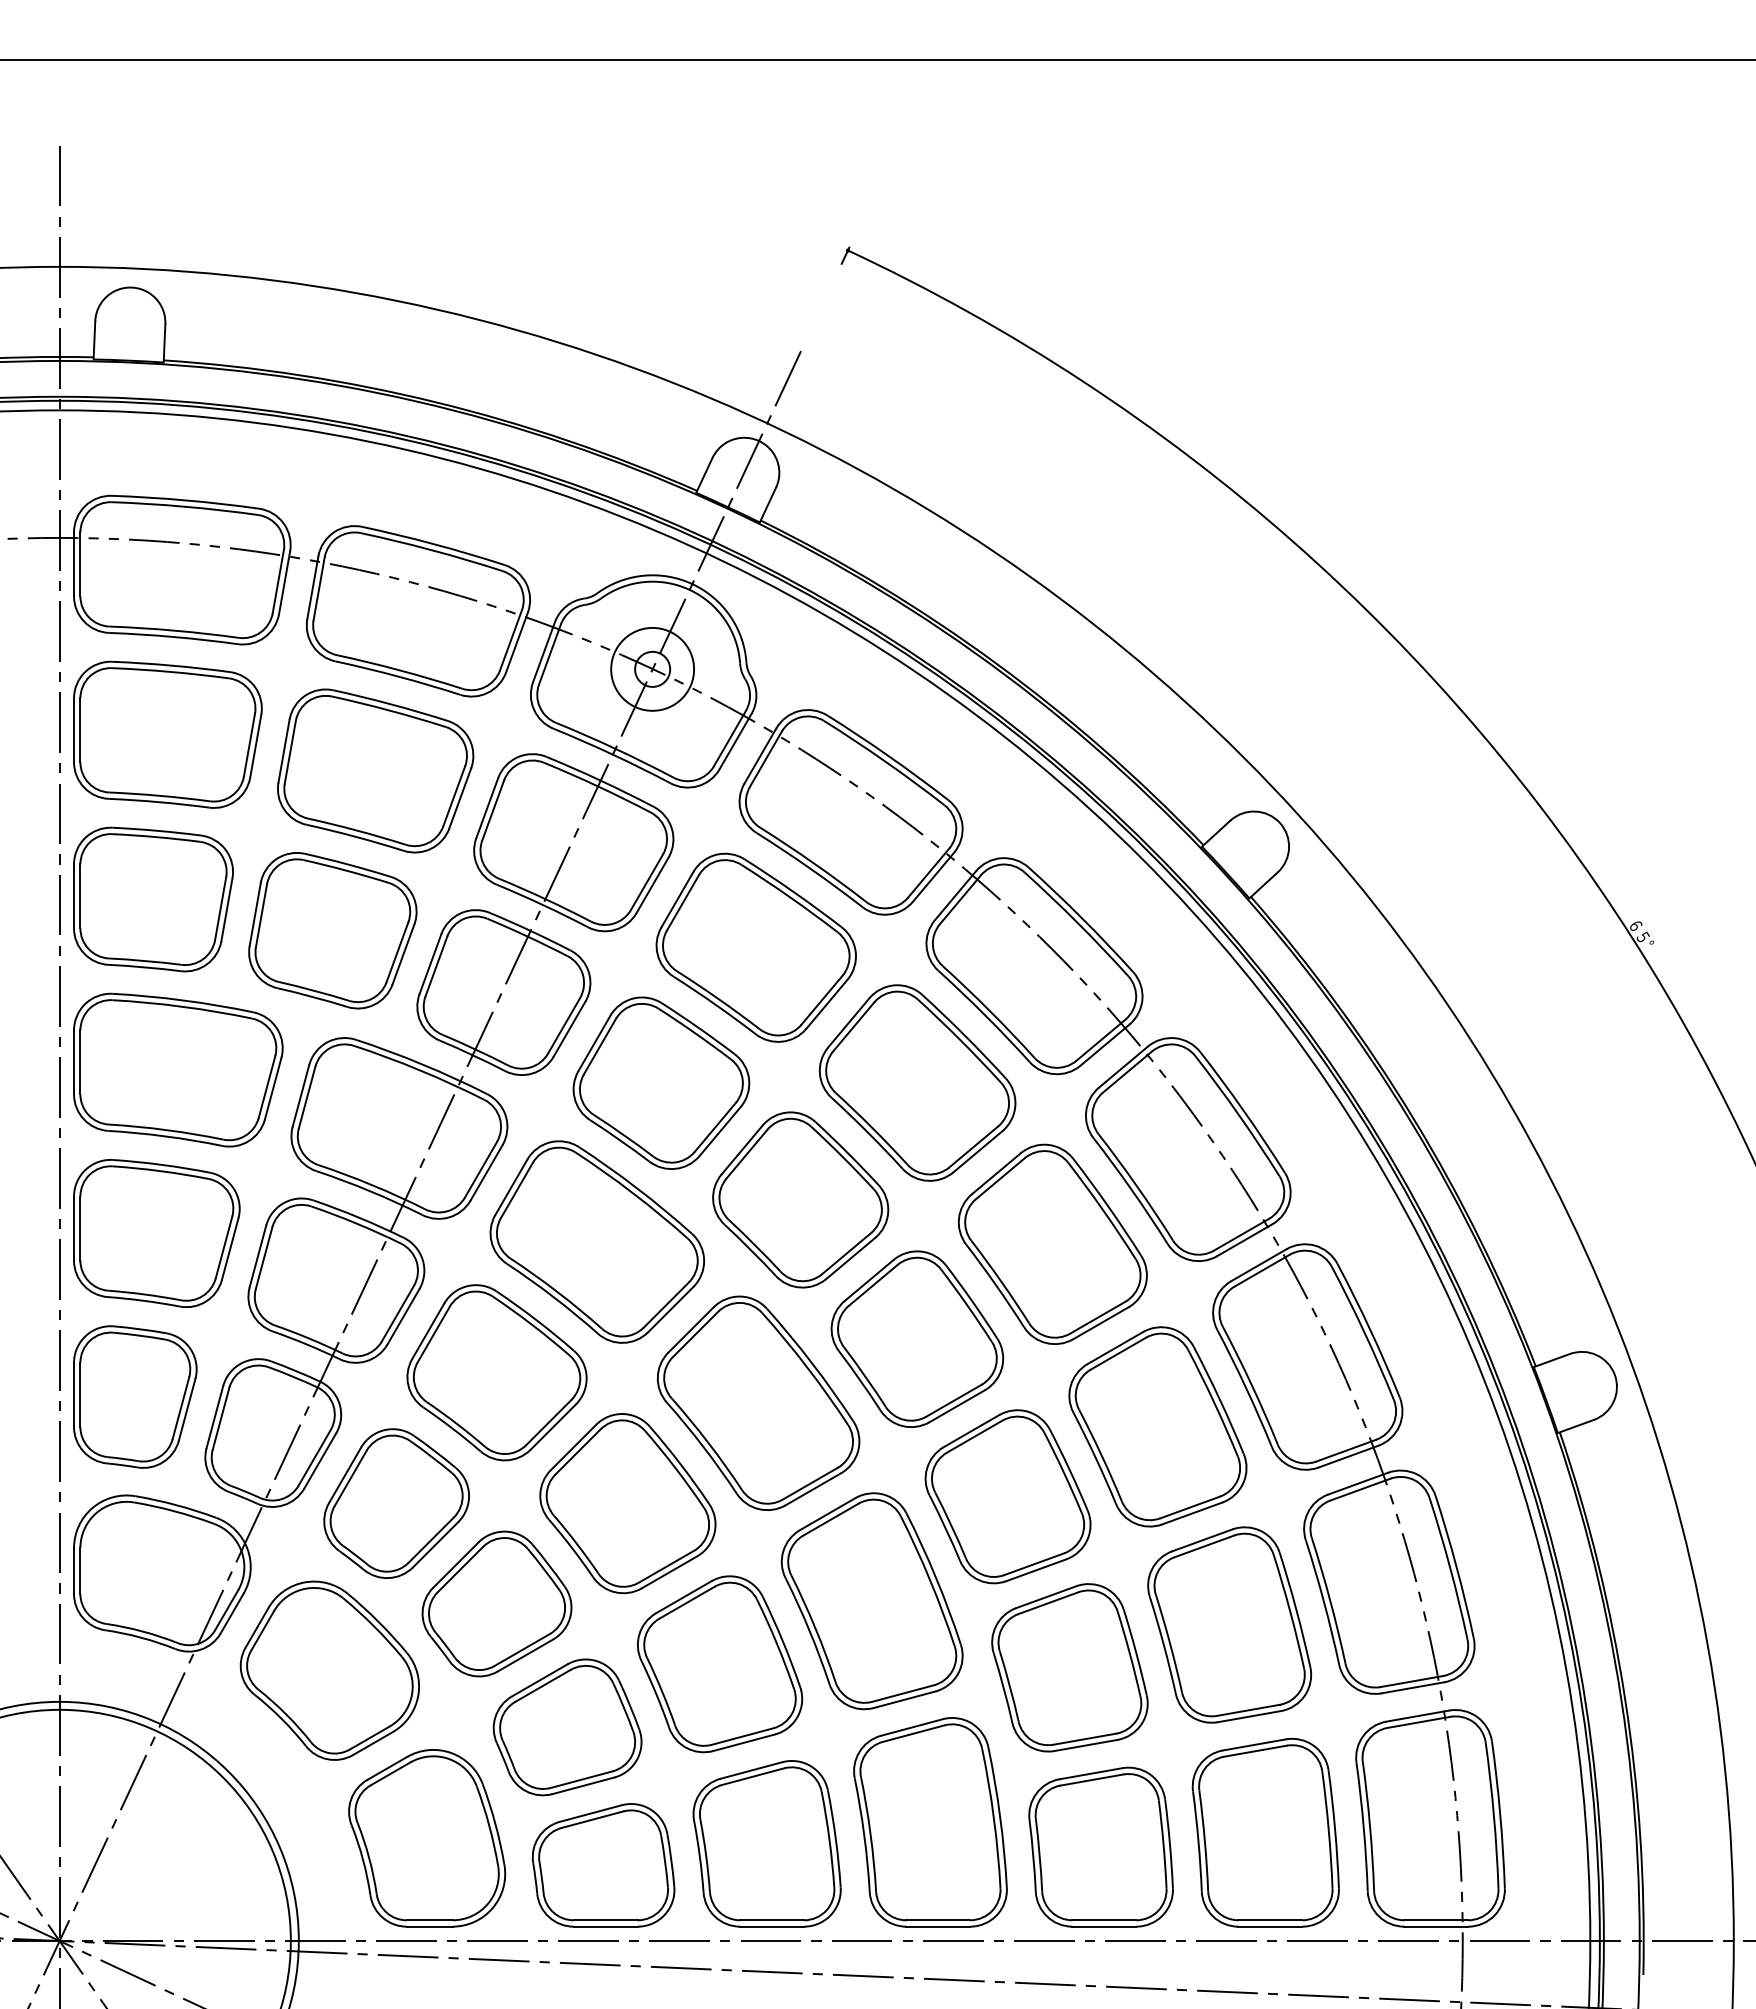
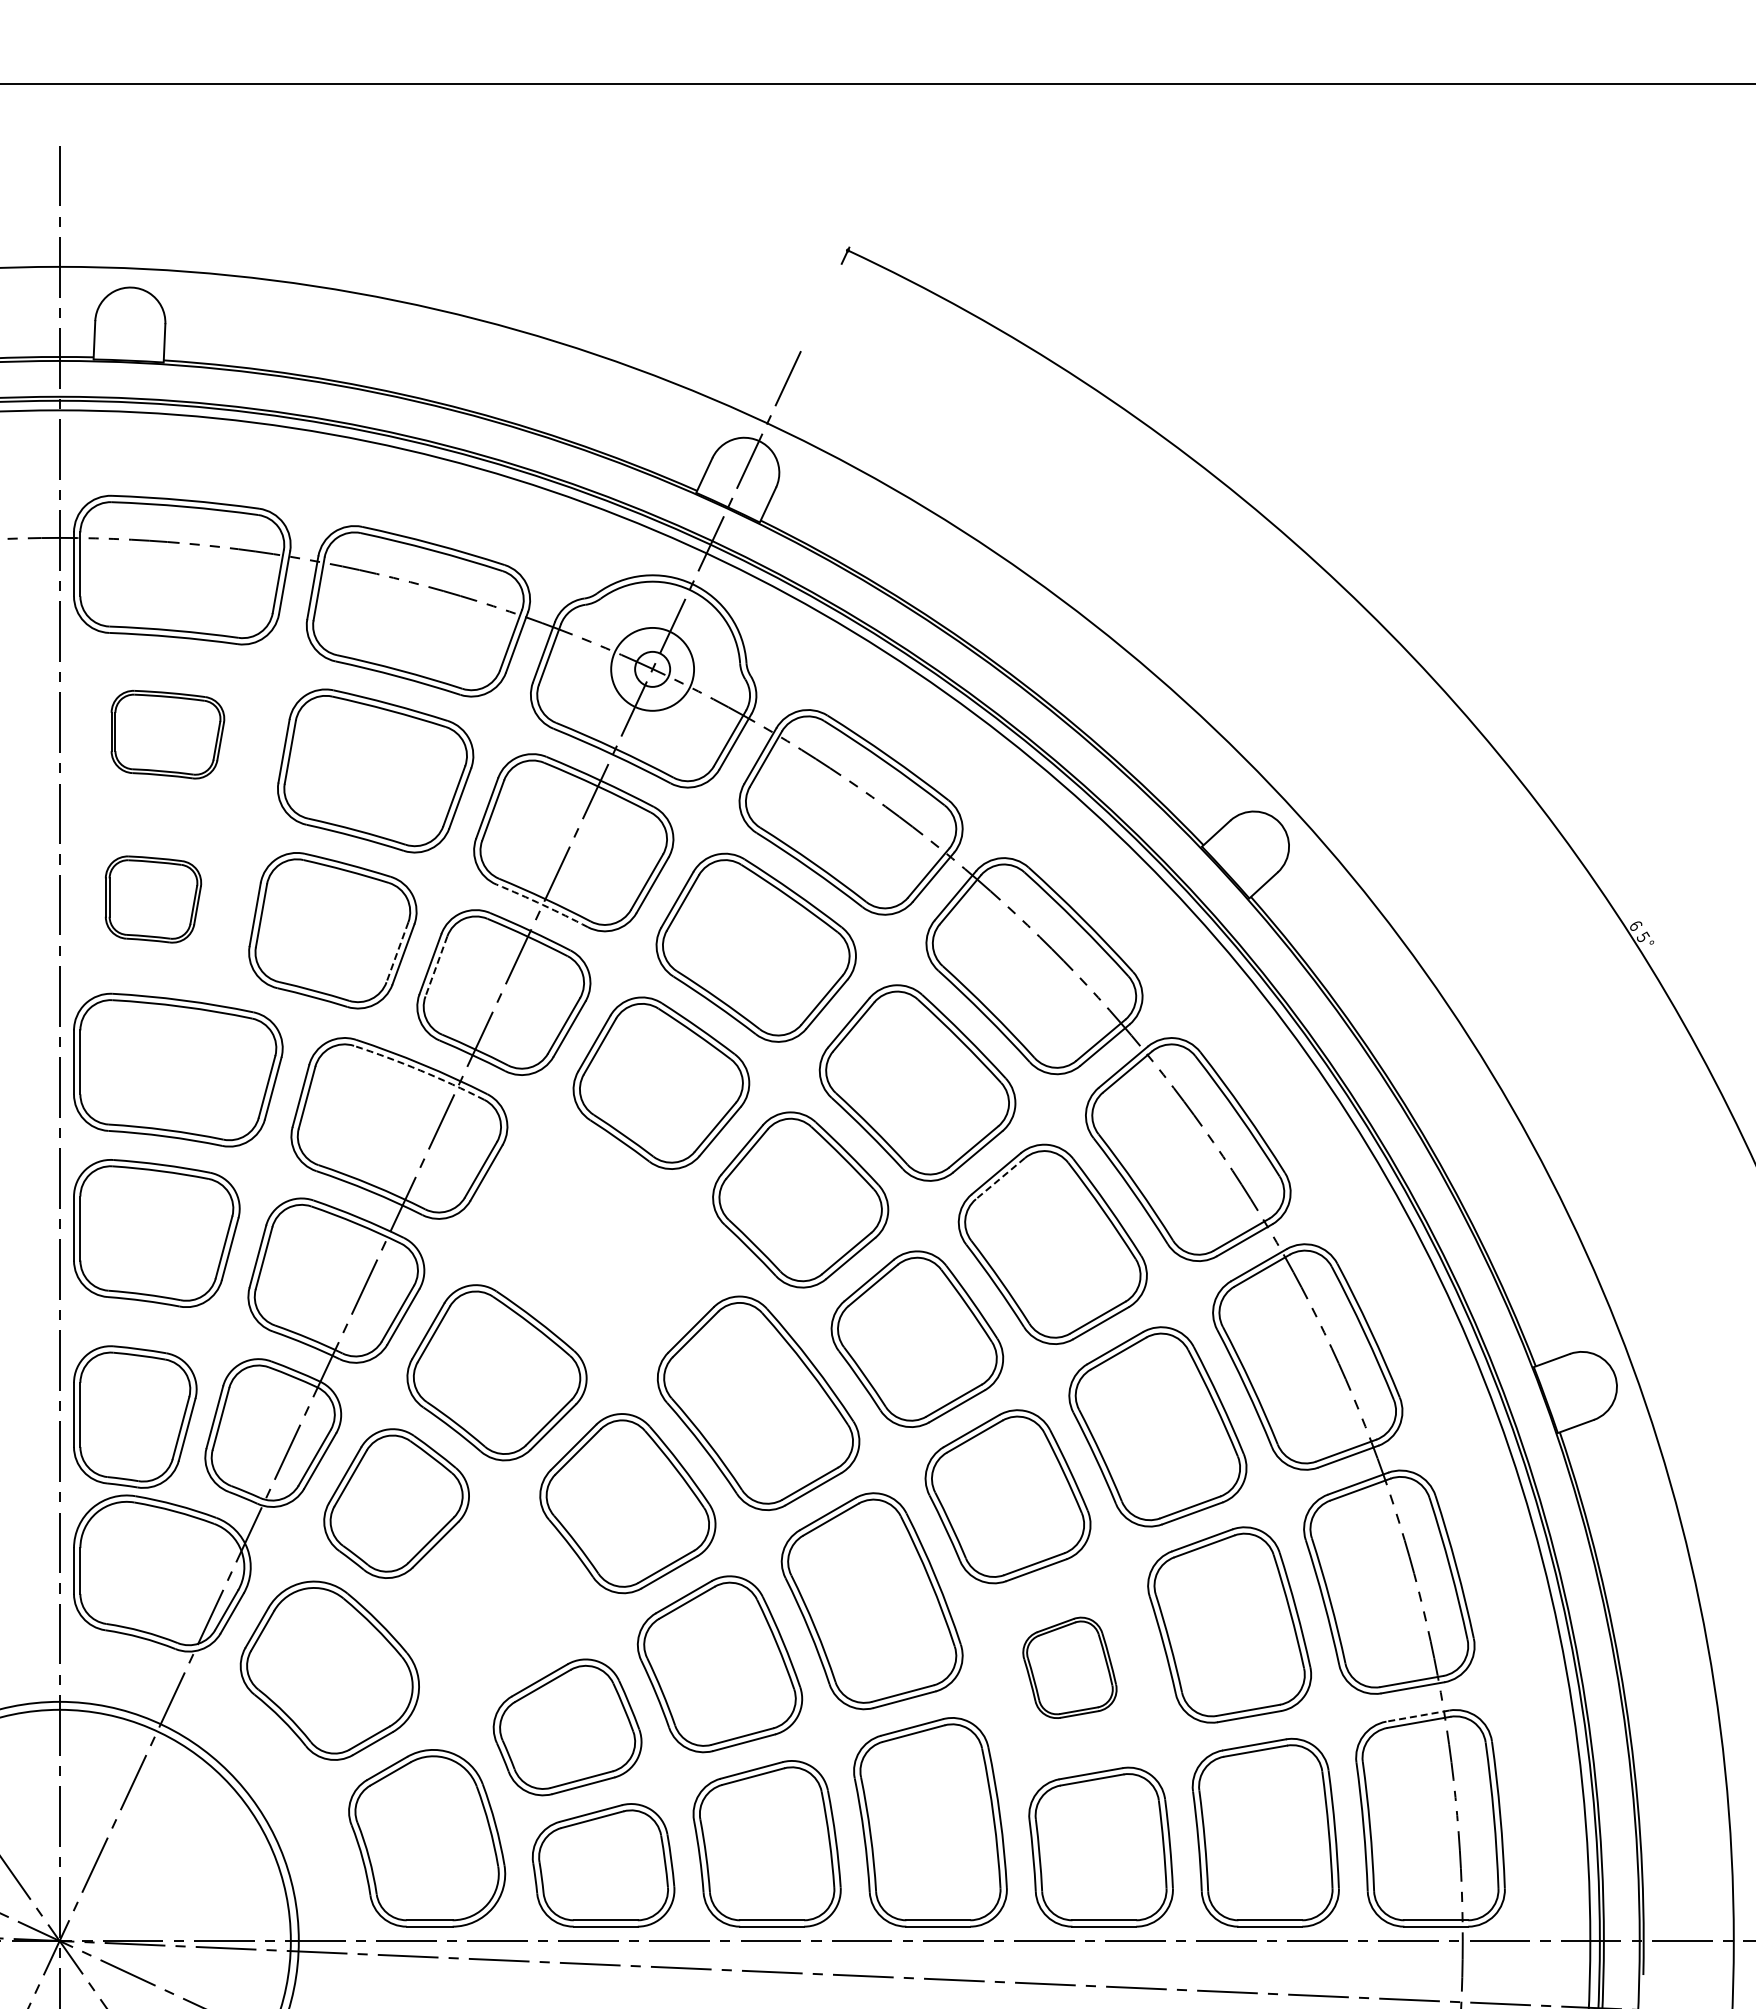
line position: (877, 60) -> (877, 84) (877, 84)
part size: 190x149 px -> 116x90 px (167, 734)
part size: 161x147 px -> 99x89 px (153, 899)
arc: solid -> dashed (542, 904)
line: solid -> dashed (397, 952)
line: solid -> dashed (436, 966)
arc: solid -> dashed (420, 1070)
line: solid -> dashed (1000, 1178)
part: present -> none (596, 1241)
part position: (135, 1396) -> (135, 1416) (135, 1416)
part: present -> none (496, 1603)
part size: 158x170 px -> 96x103 px (1069, 1667)
line: solid -> dashed (1417, 1716)
